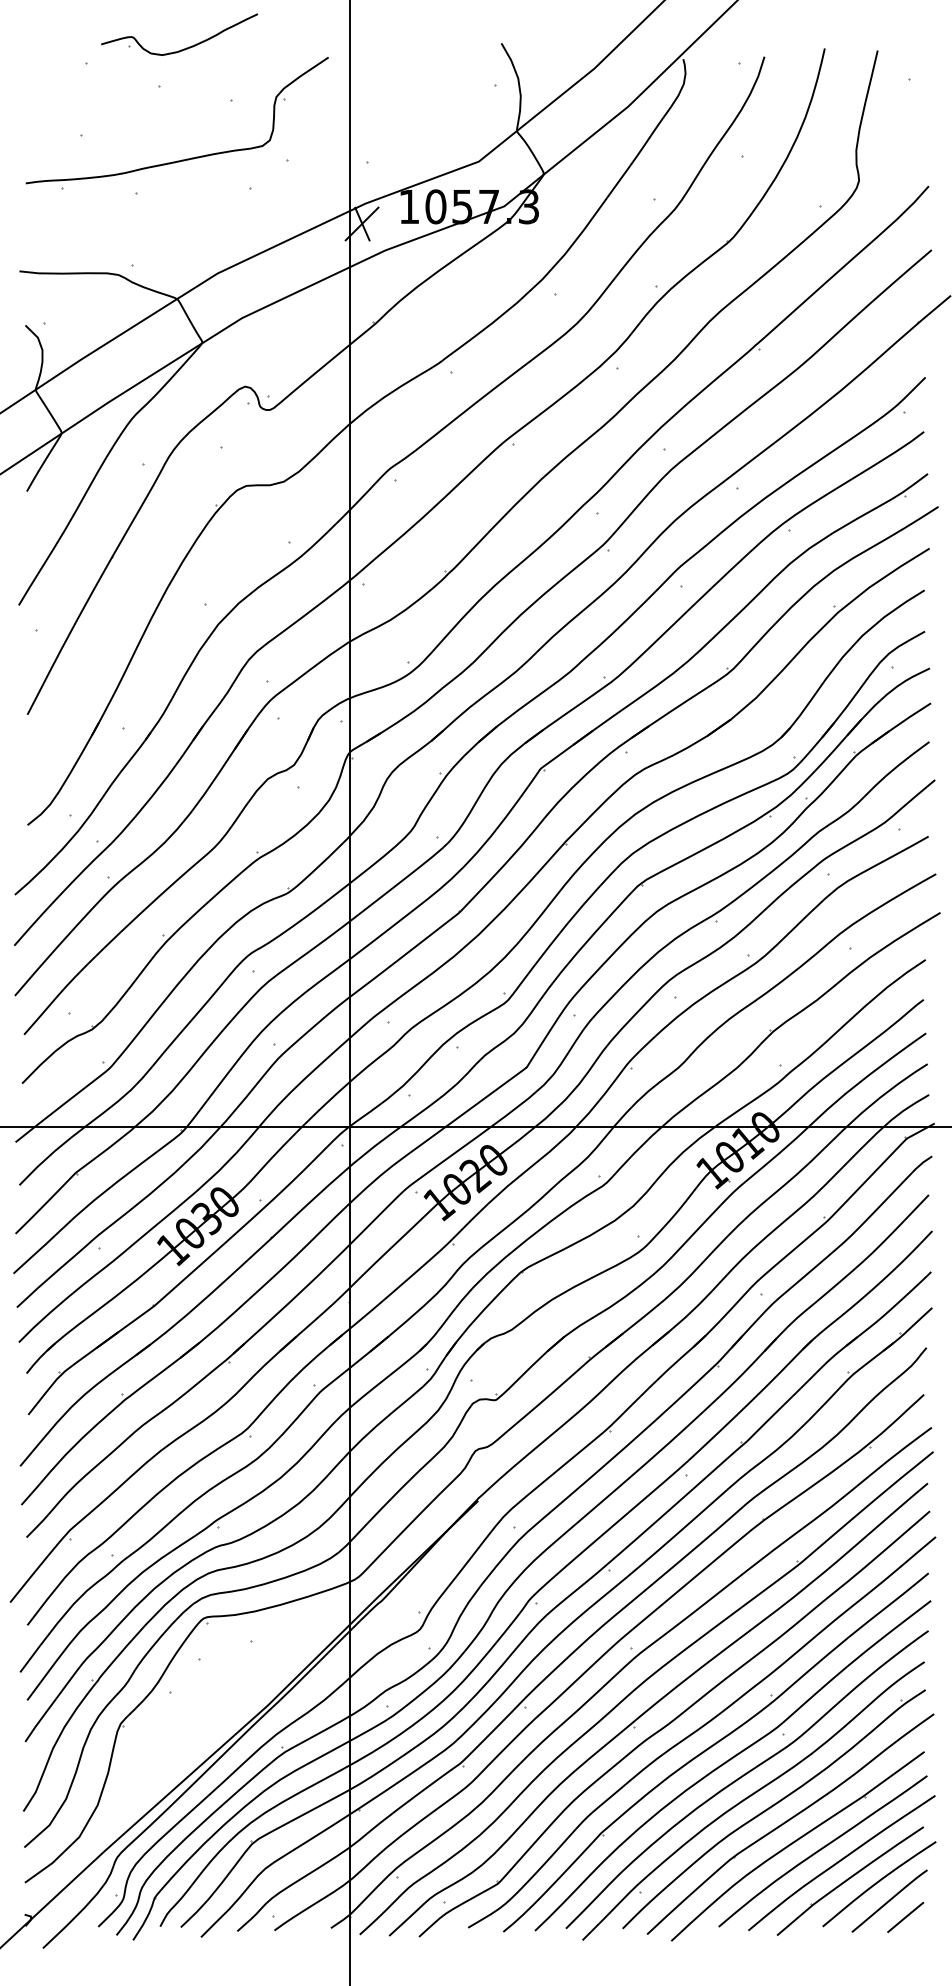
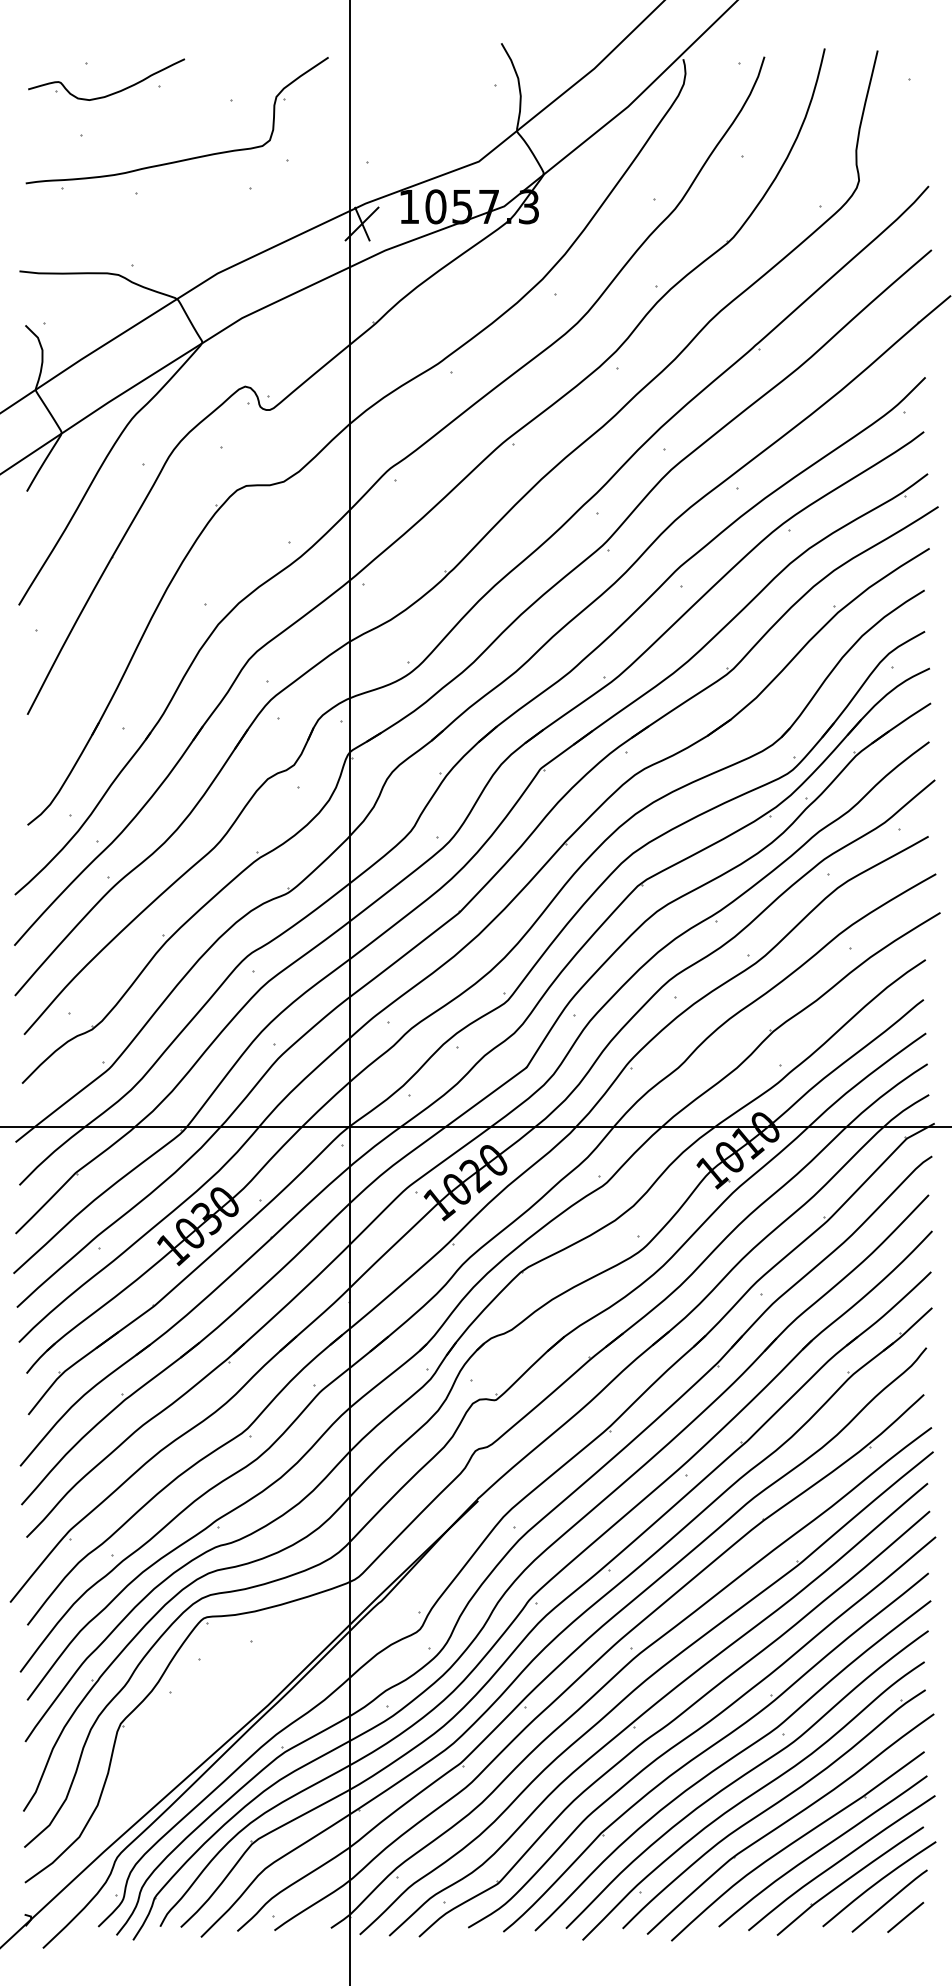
part position: (183, 48) -> (110, 93) (110, 93)
